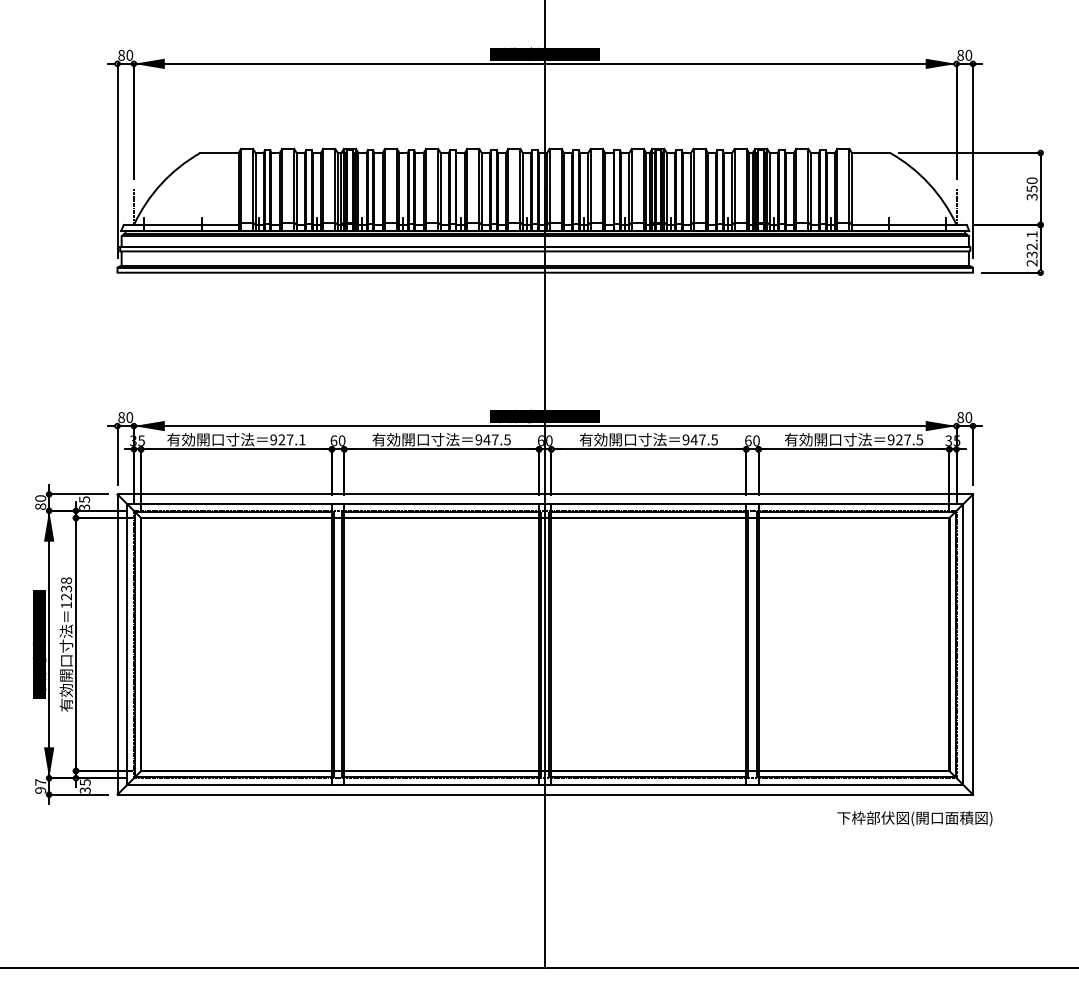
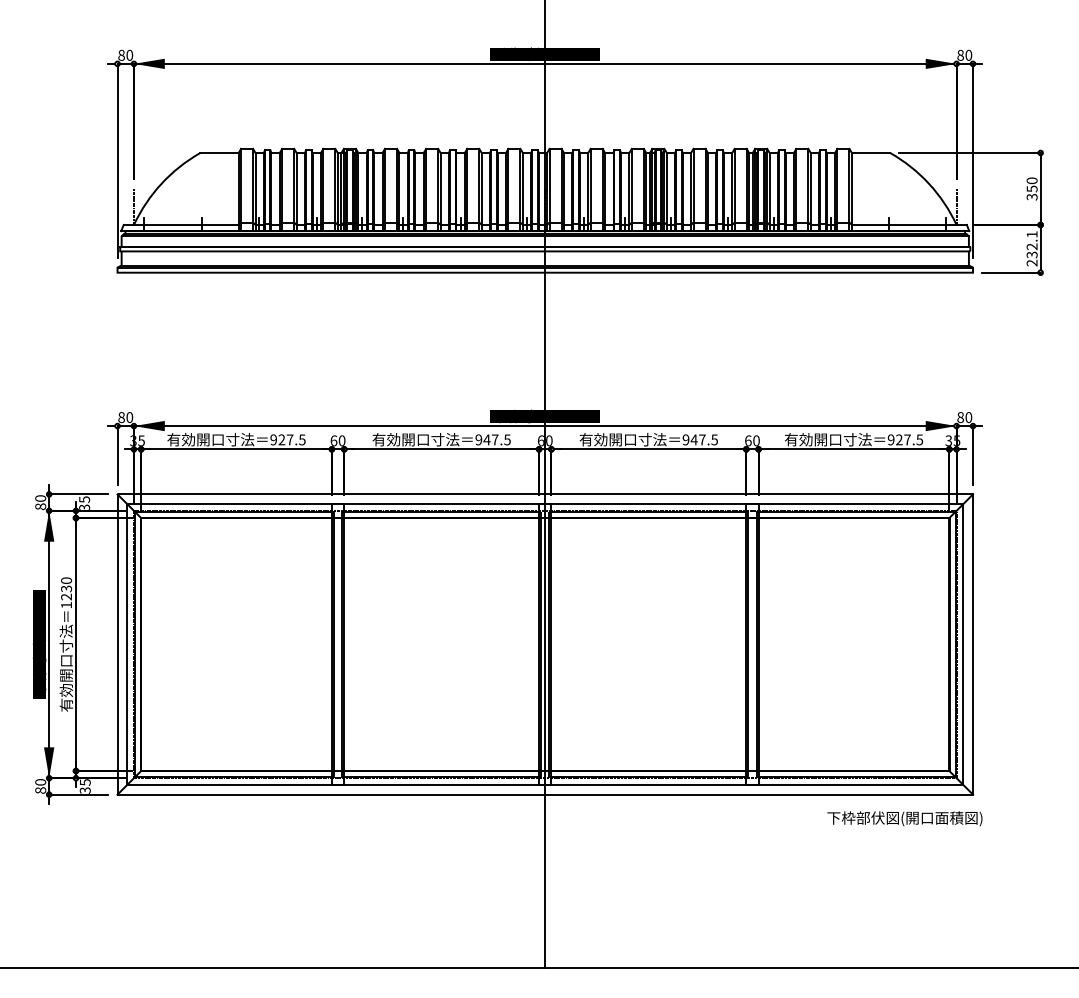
text: 927.1 -> 927.5 (302, 439)
text: 1238 -> 1230 (66, 580)
text: 97 -> 80 (40, 786)
text position: (914, 818) -> (904, 818) (904, 818)
